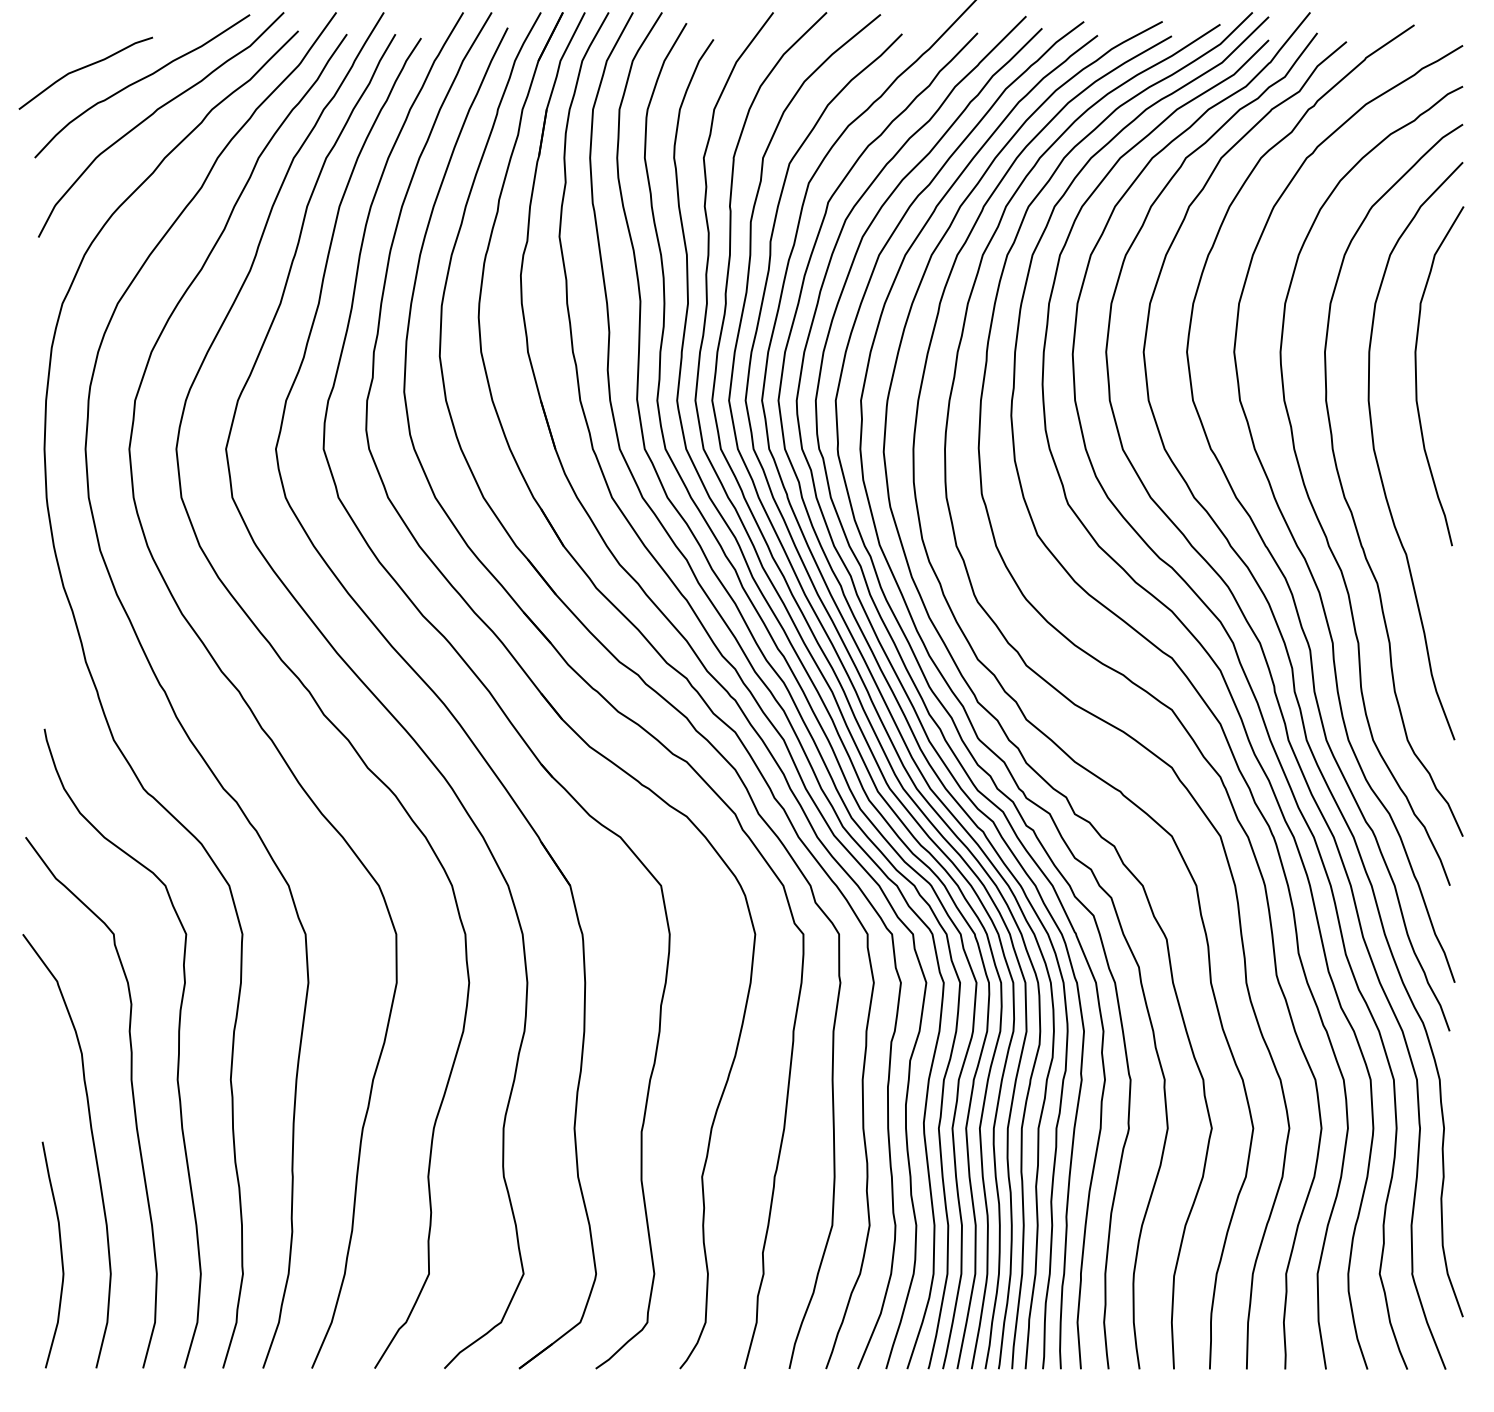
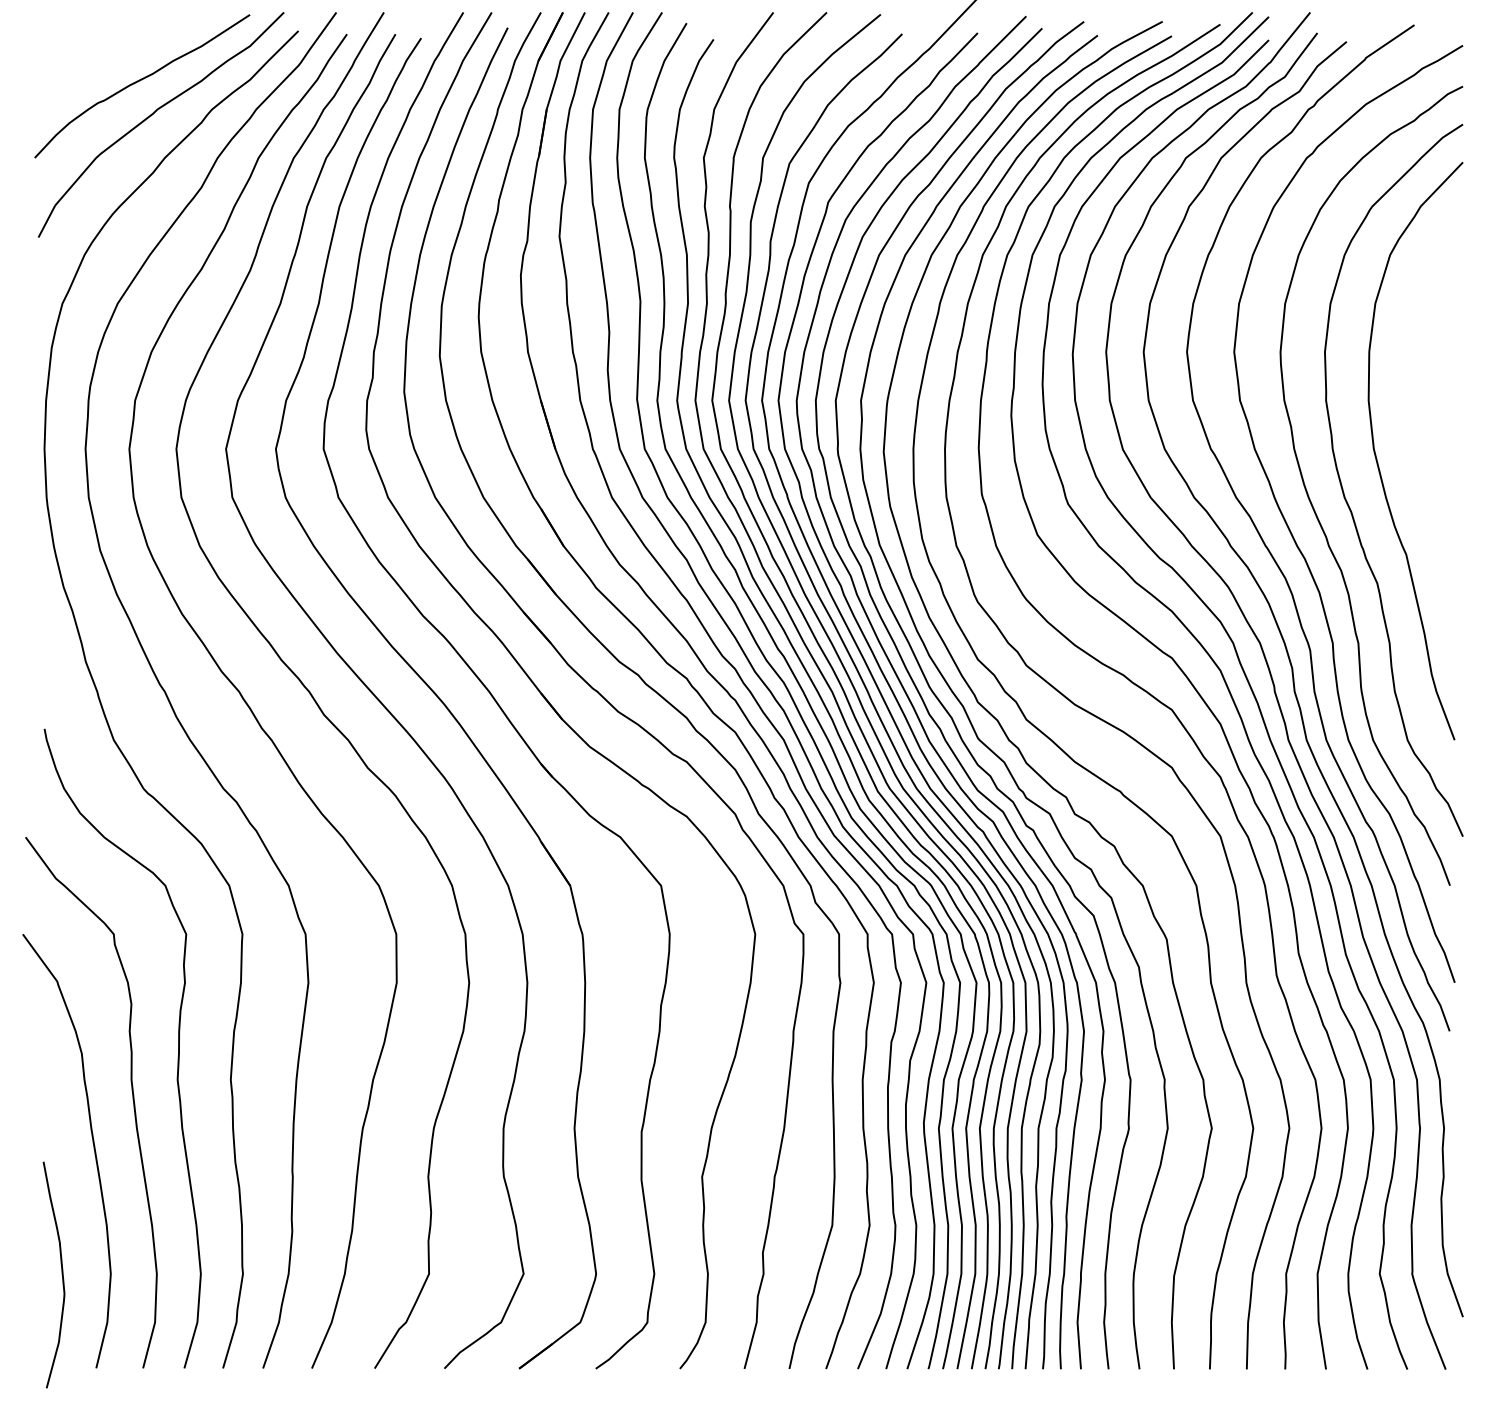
curve: present -> none (84, 68)
curve: present -> none (1416, 376)
curve position: (60, 1254) -> (61, 1274) (61, 1274)
